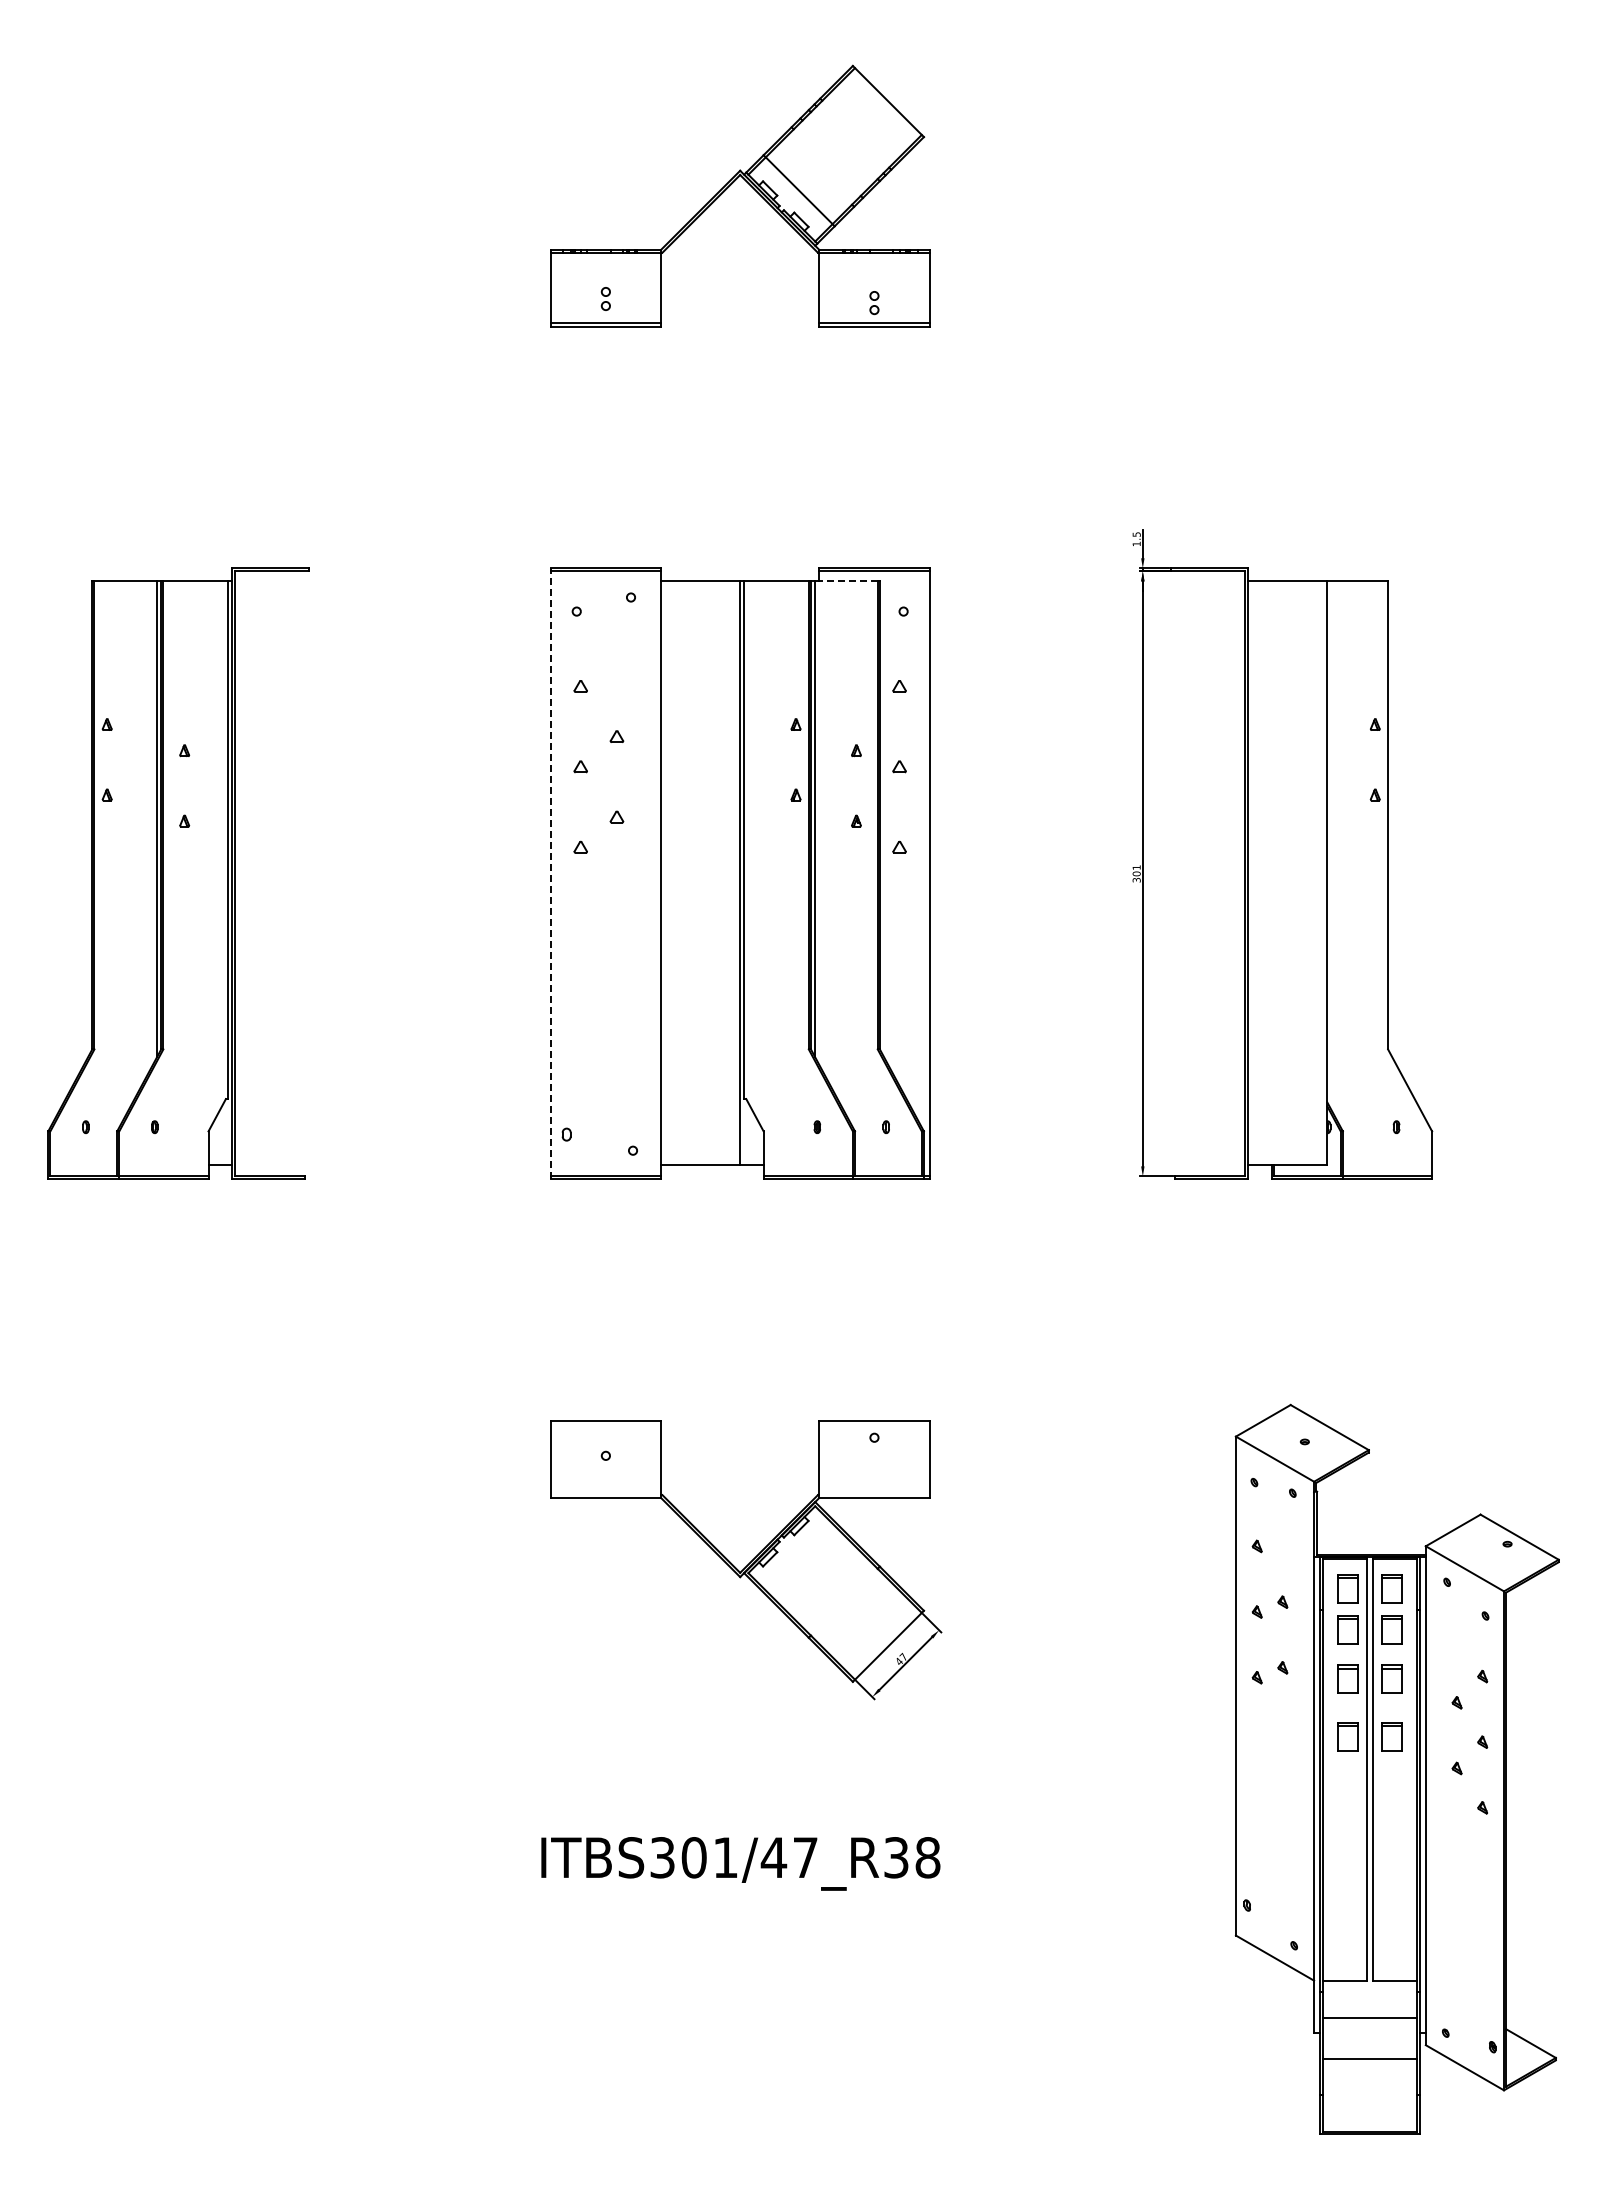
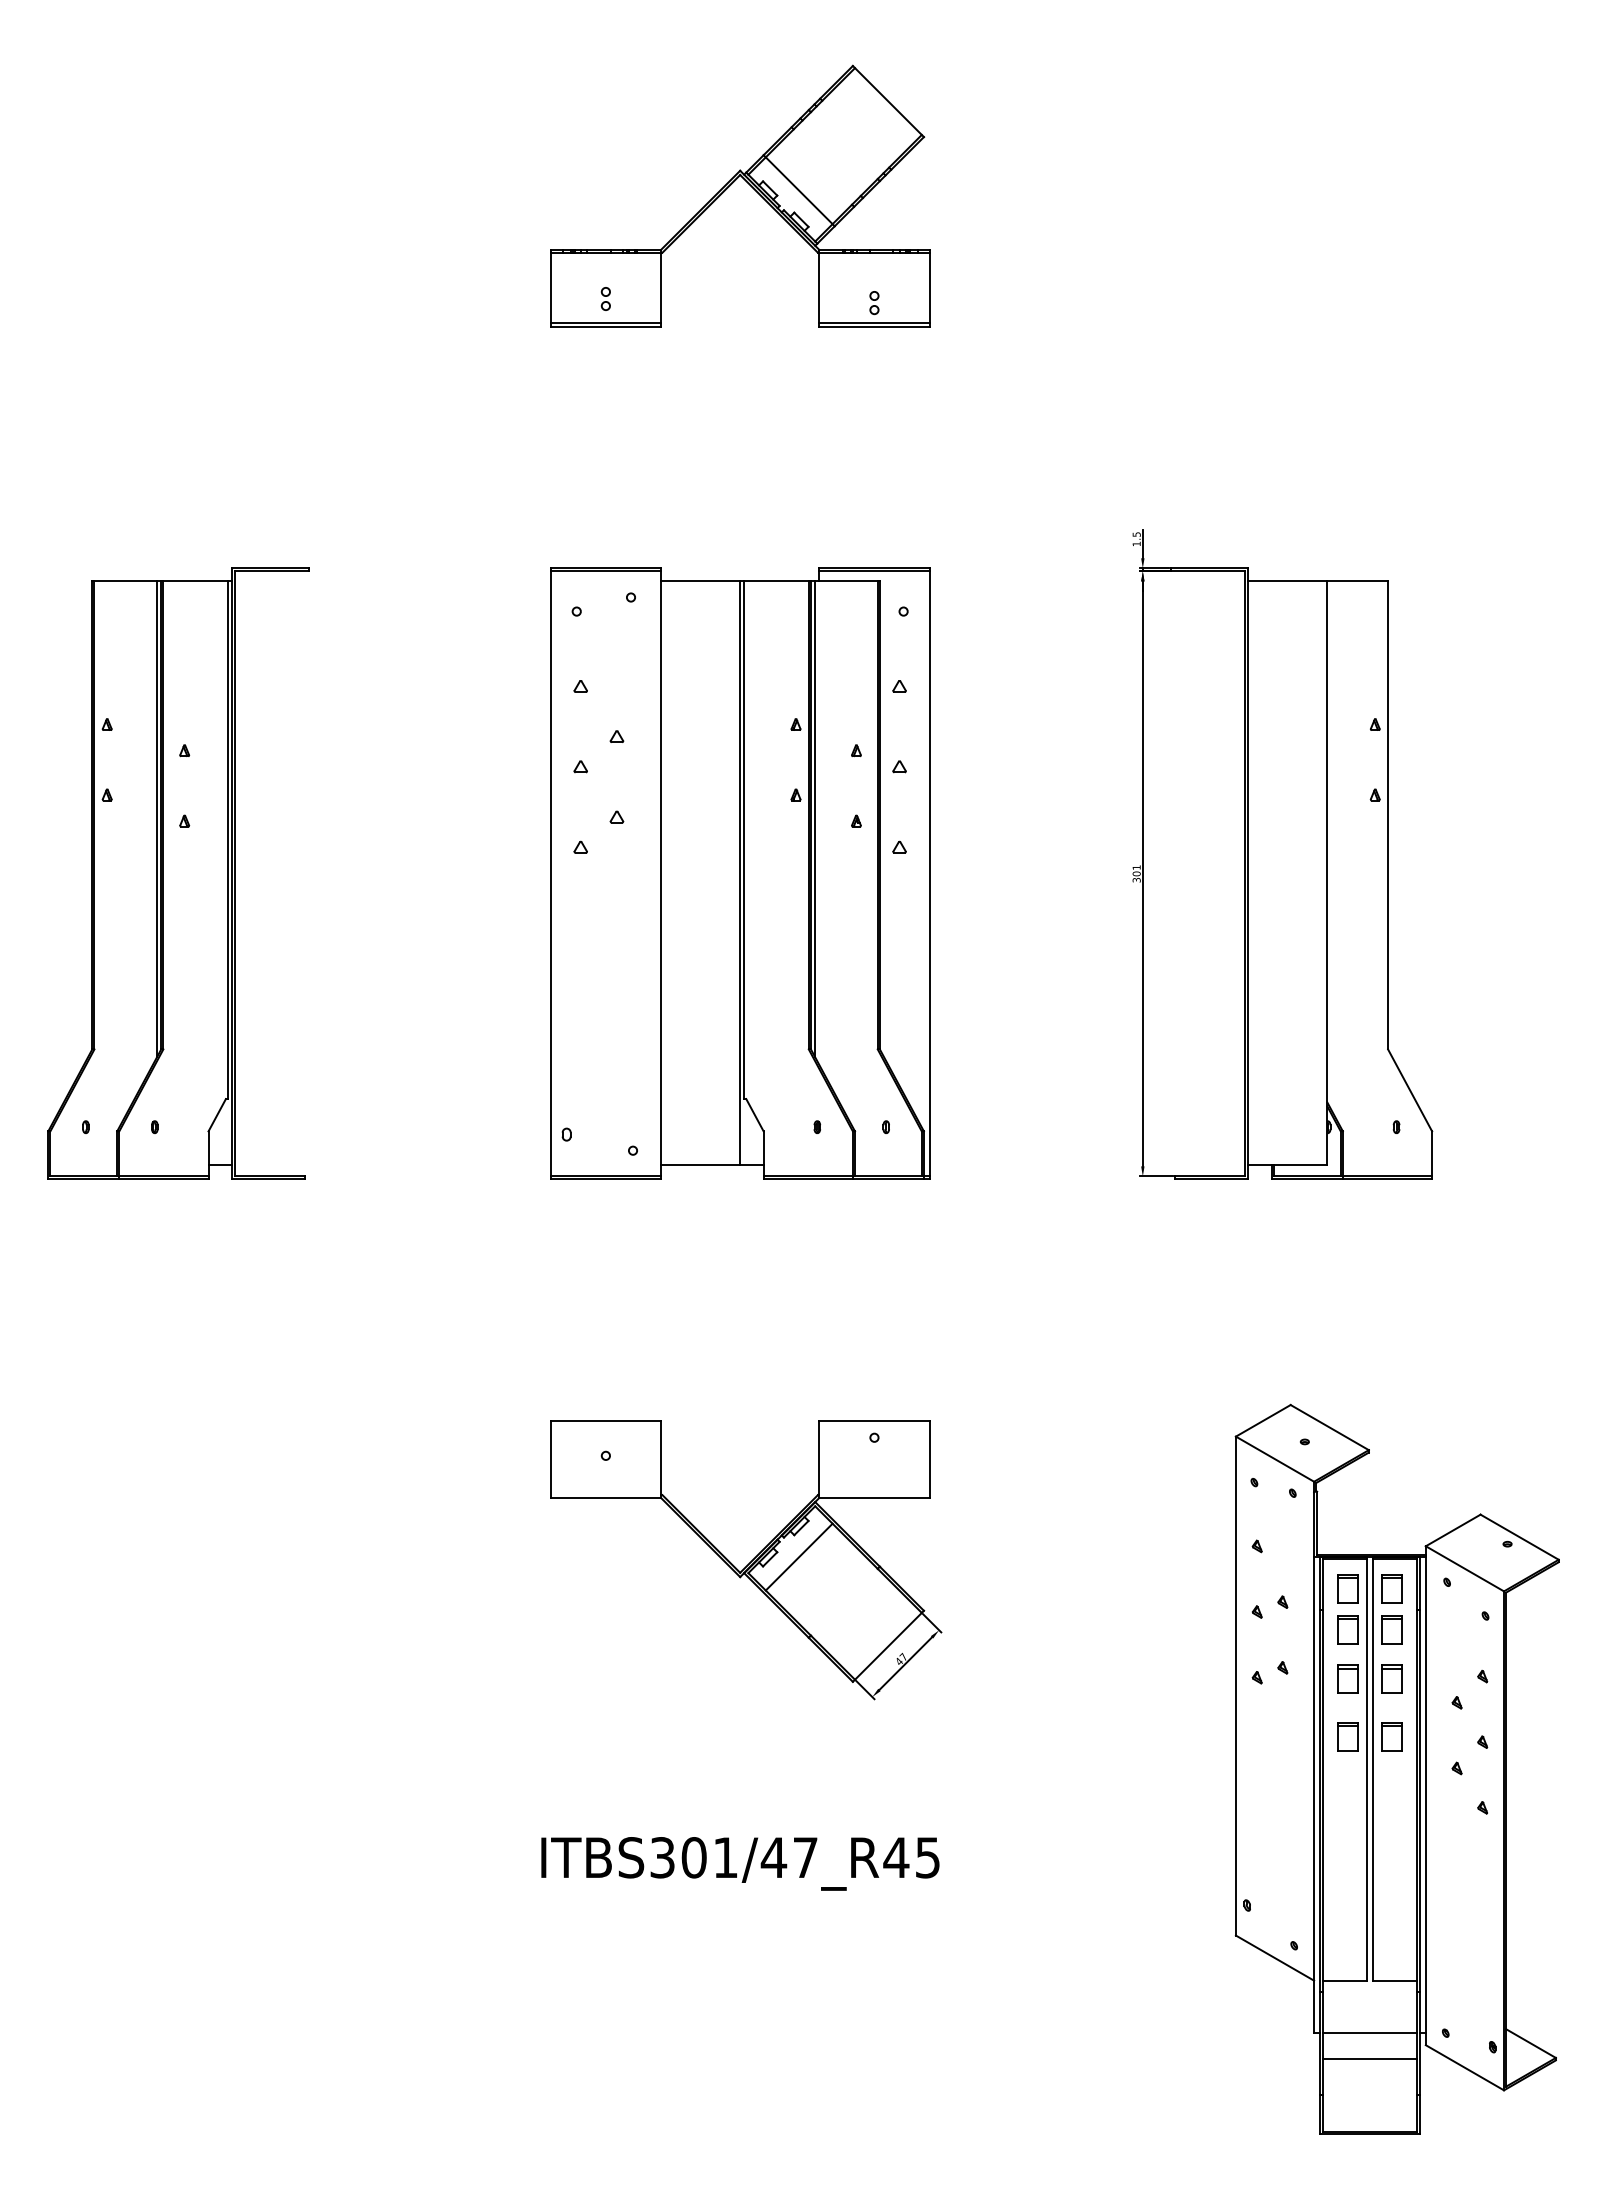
line: dashed -> solid (846, 581)
line: dashed -> solid (550, 873)
line: none -> present (798, 1556)
text: ITBS301/47_R38 -> ITBS301/47_R45 (911, 1857)
line position: (1369, 2018) -> (1369, 2033) (1369, 2033)
